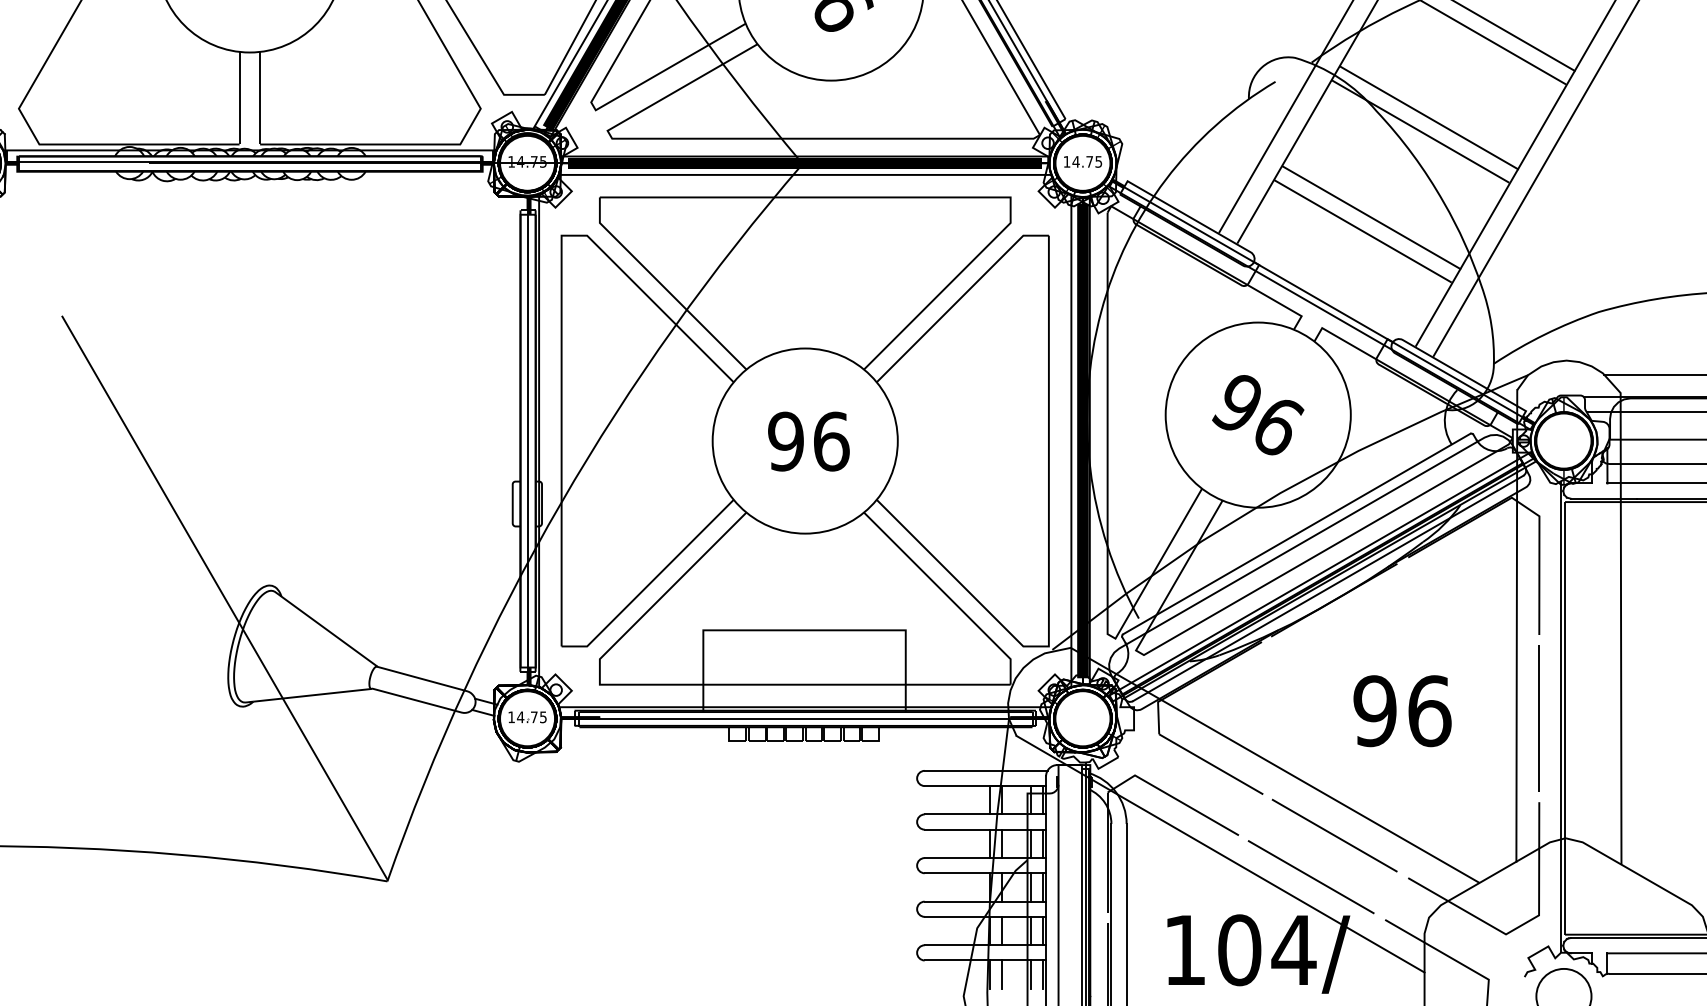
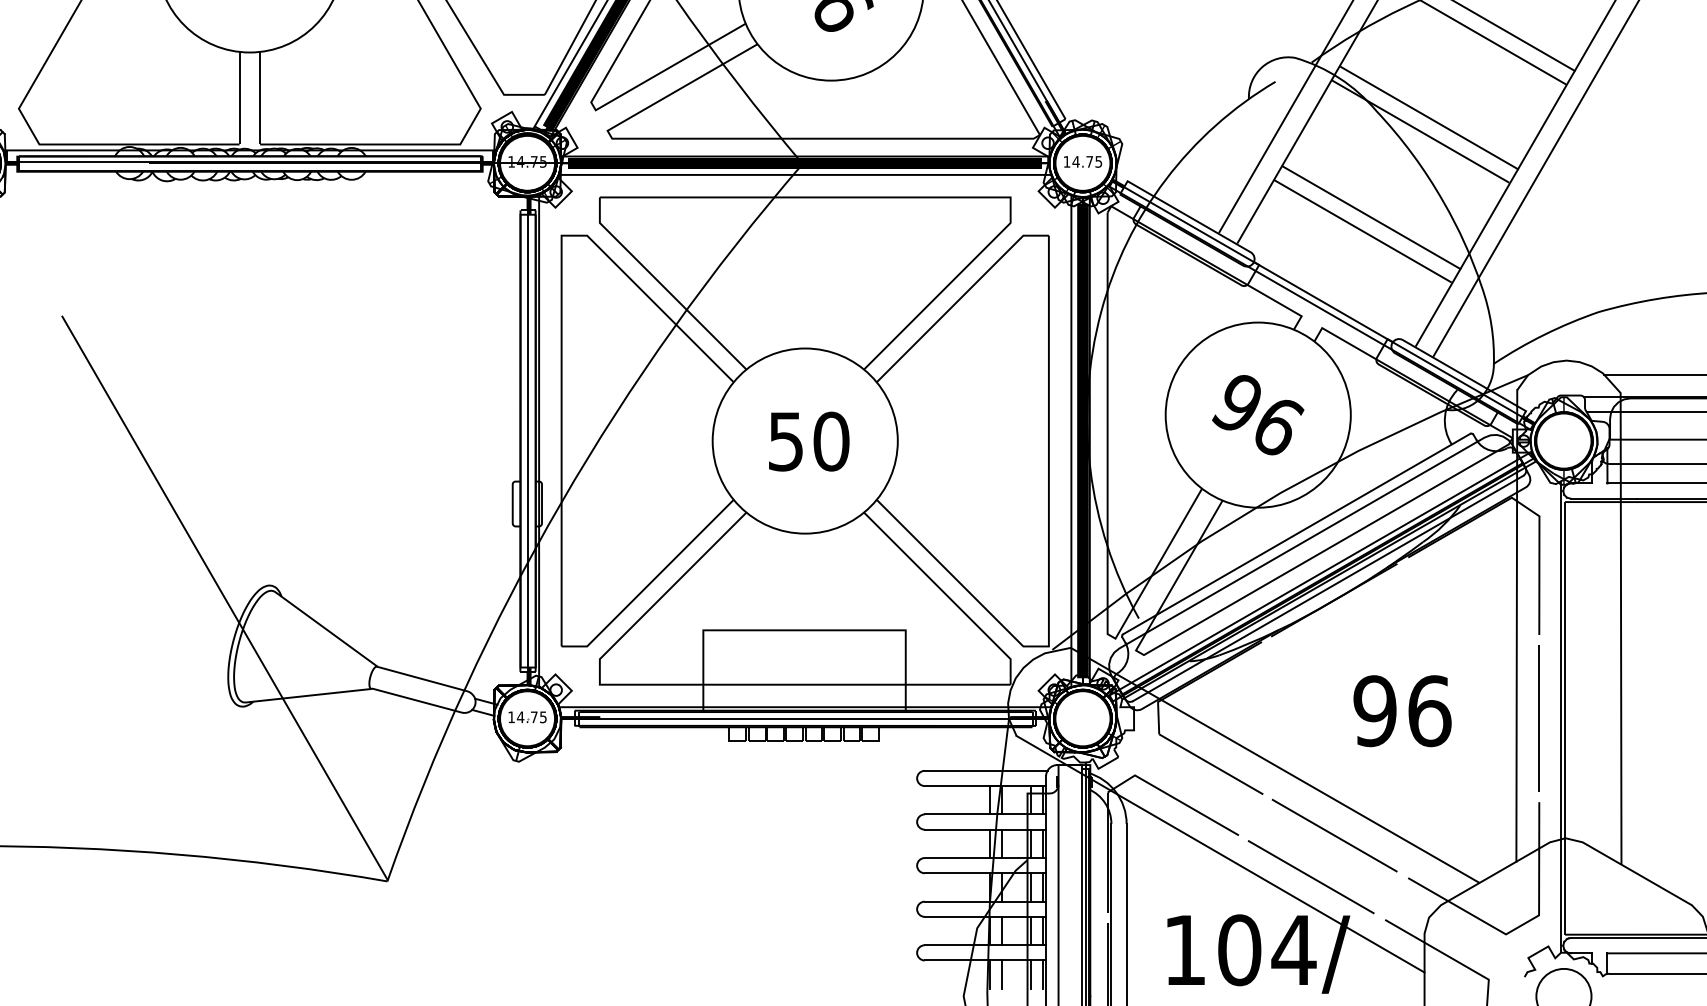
text: 96 -> 50 (808, 441)
